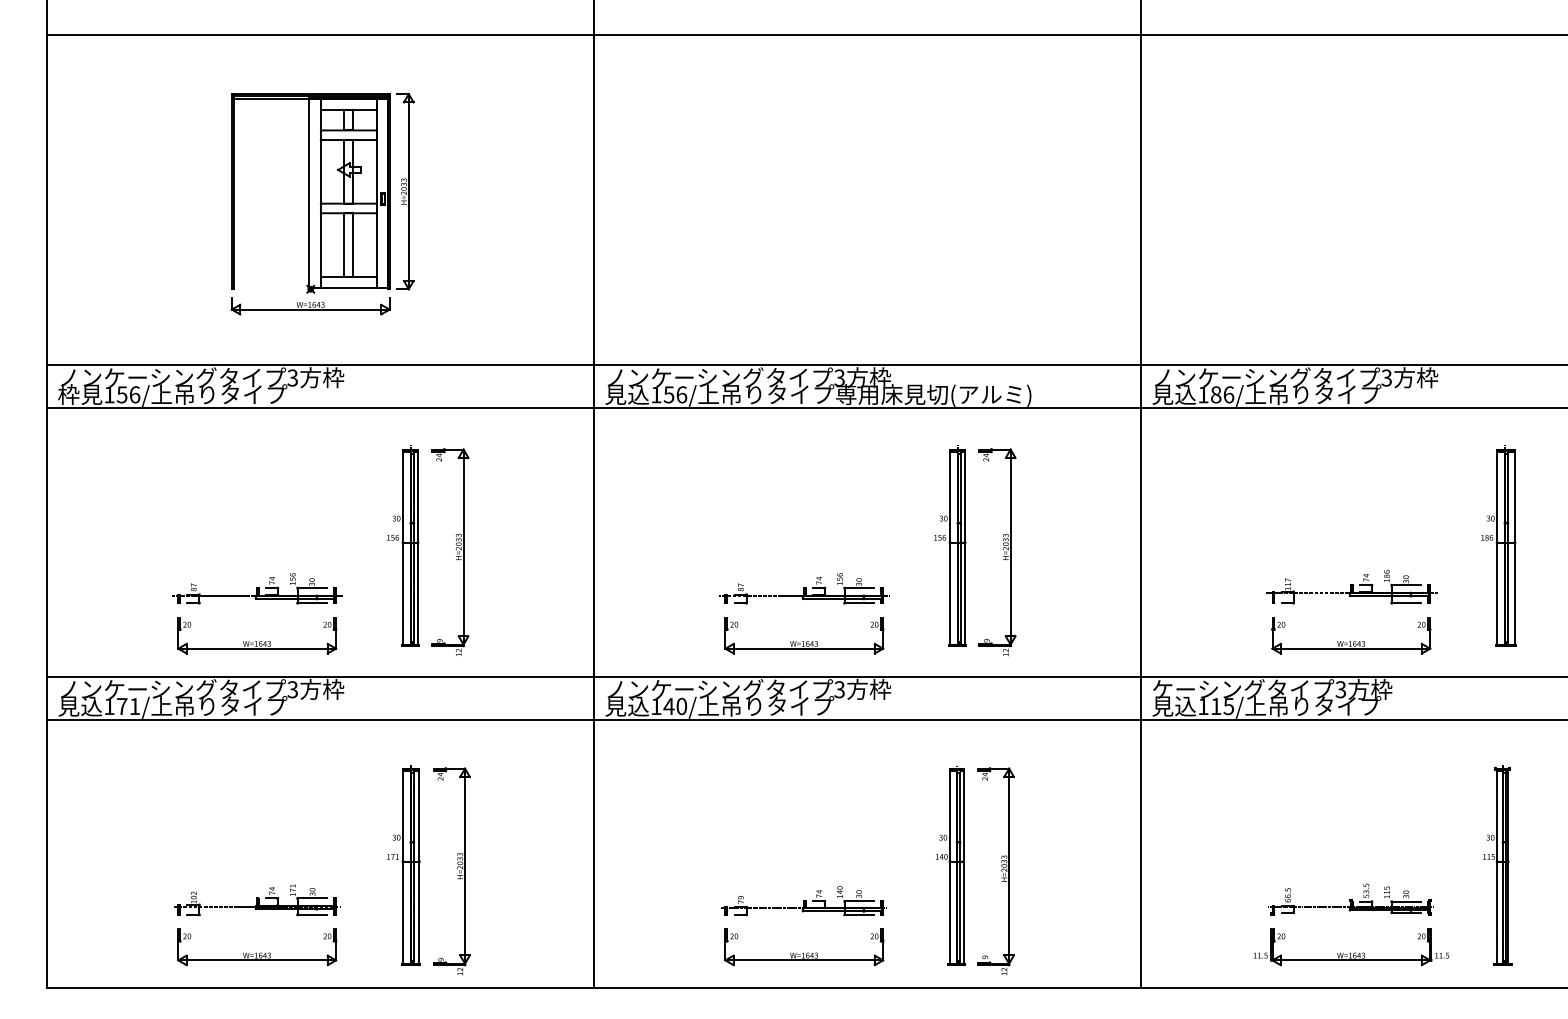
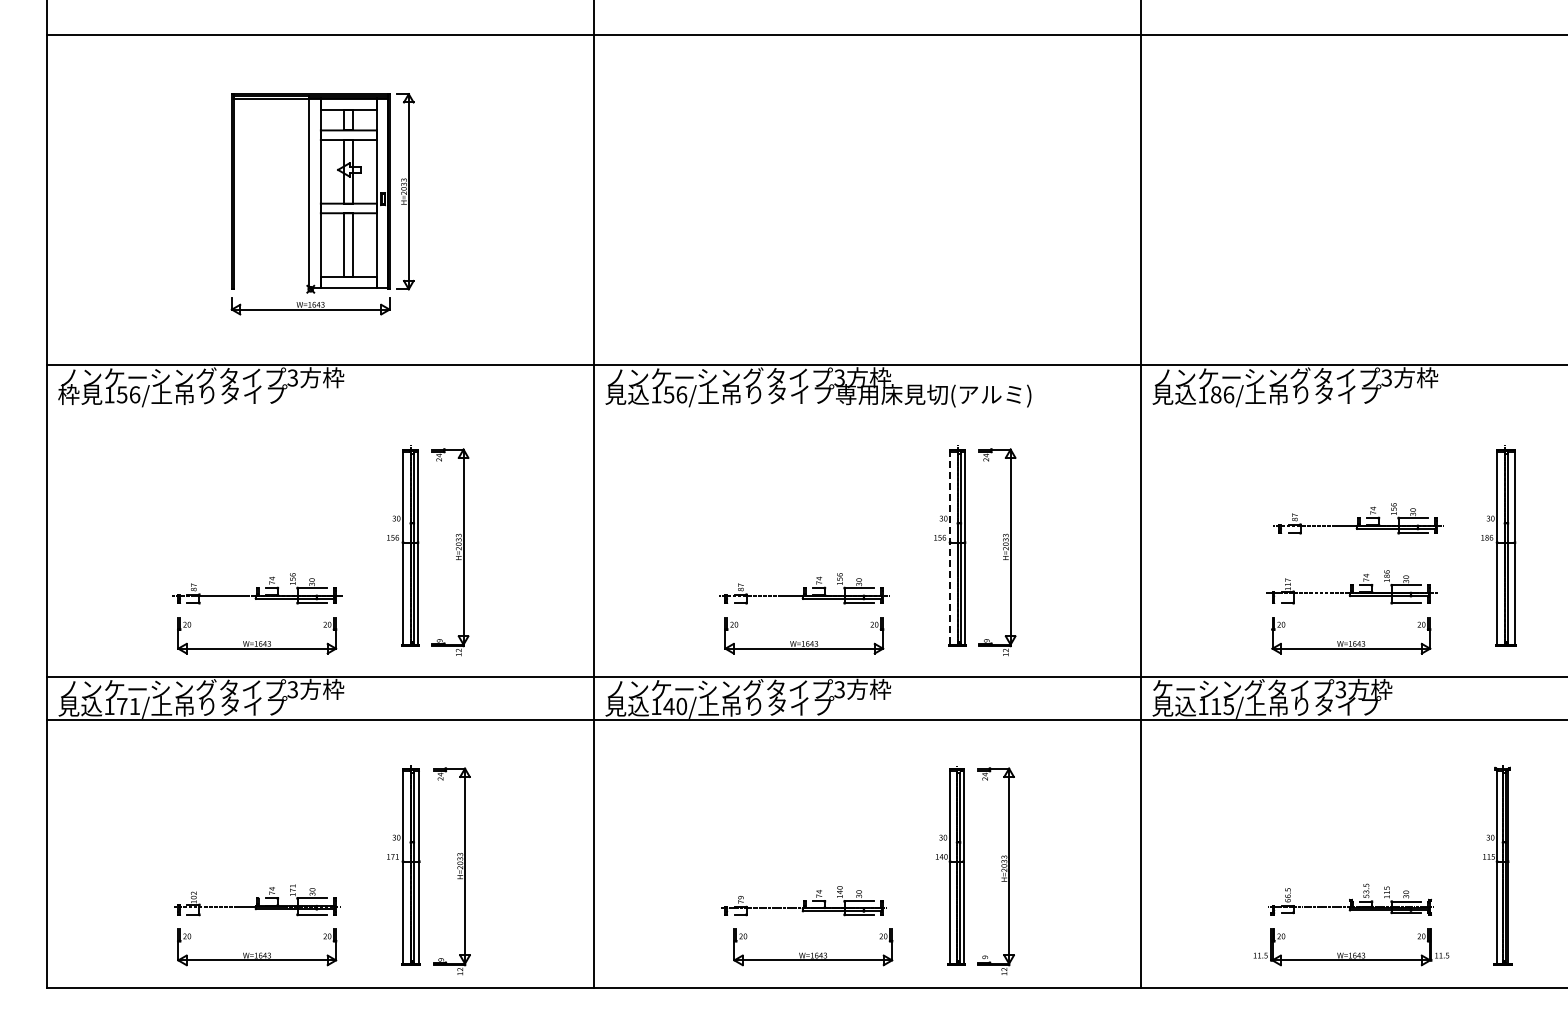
line: present -> none (805, 408)
part: none -> present (1358, 518)
line: solid -> dashed (950, 547)
part position: (804, 947) -> (813, 947) (813, 947)
